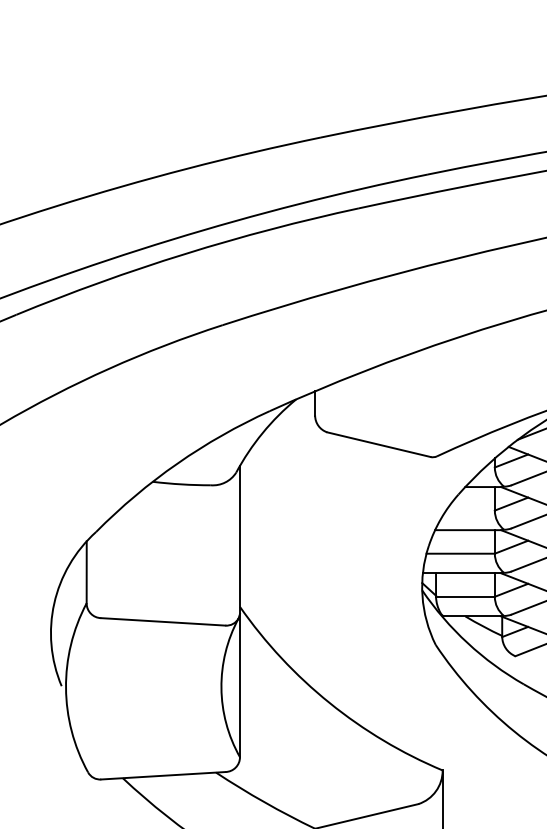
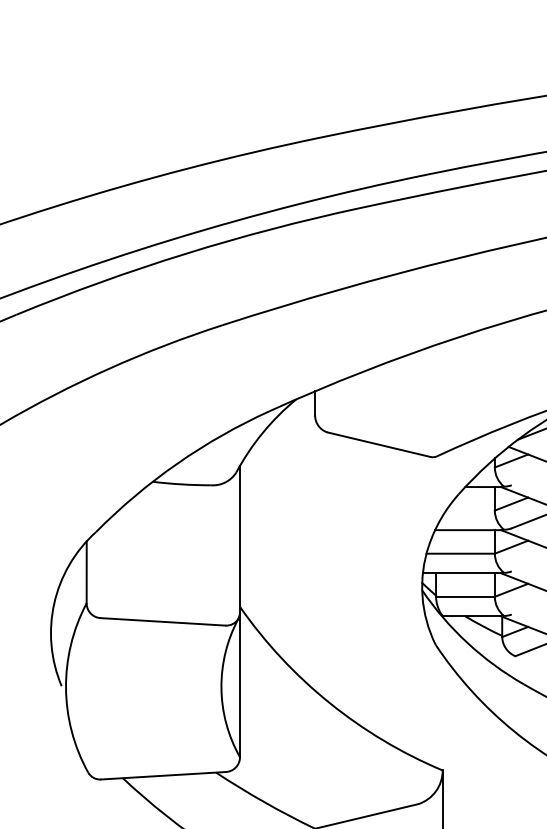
line: present -> none (527, 478)
line: present -> none (527, 565)
line: present -> none (527, 608)
